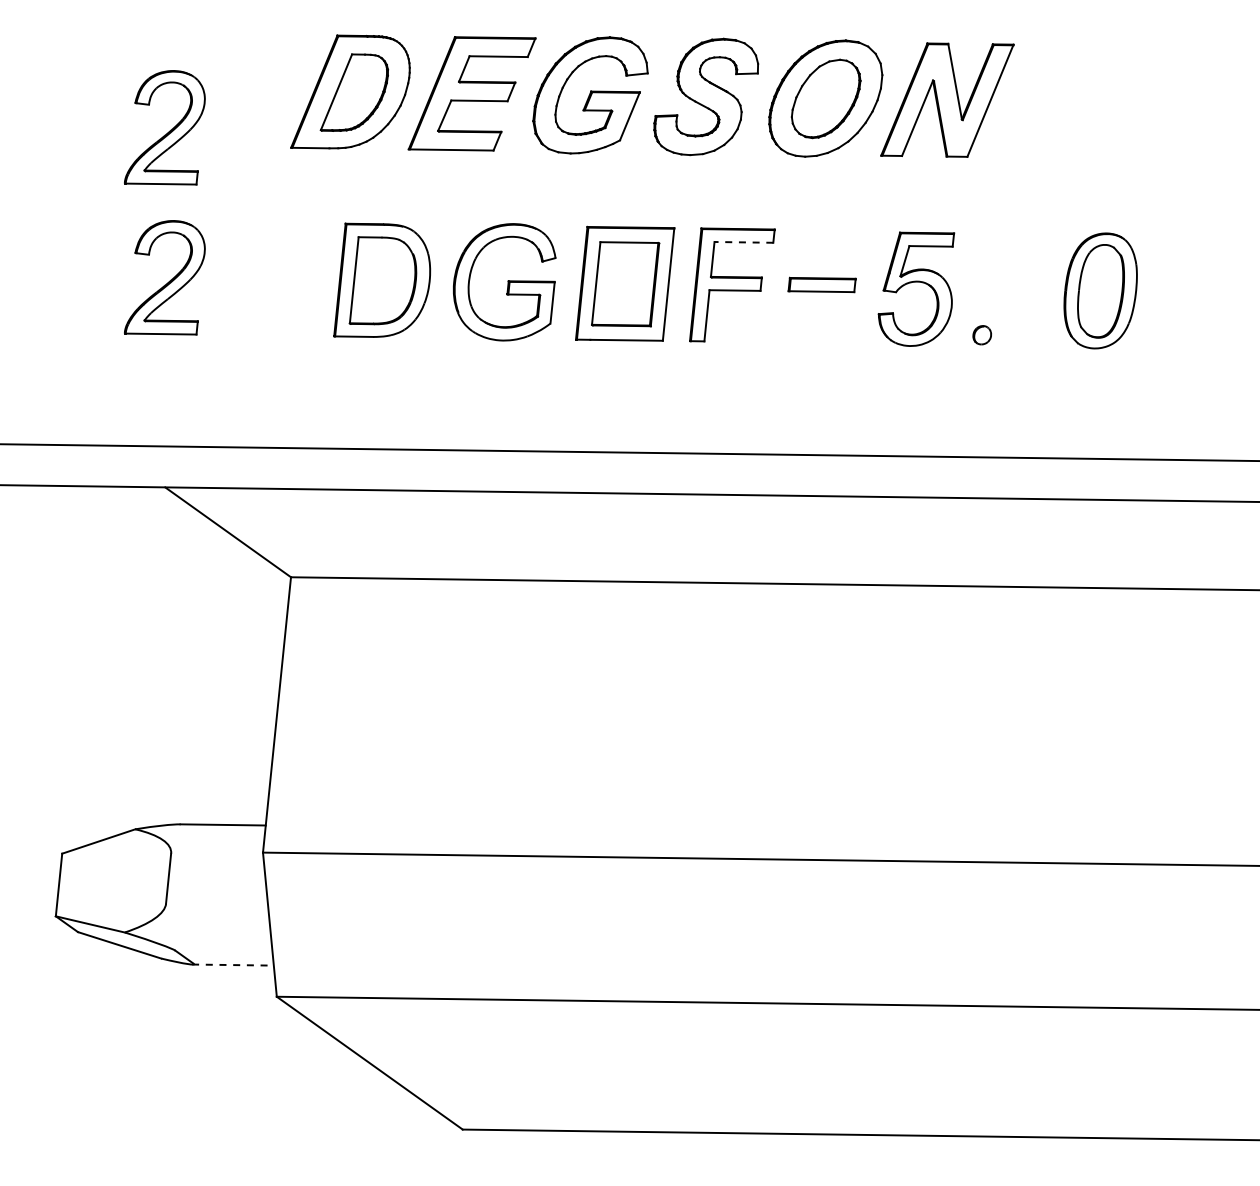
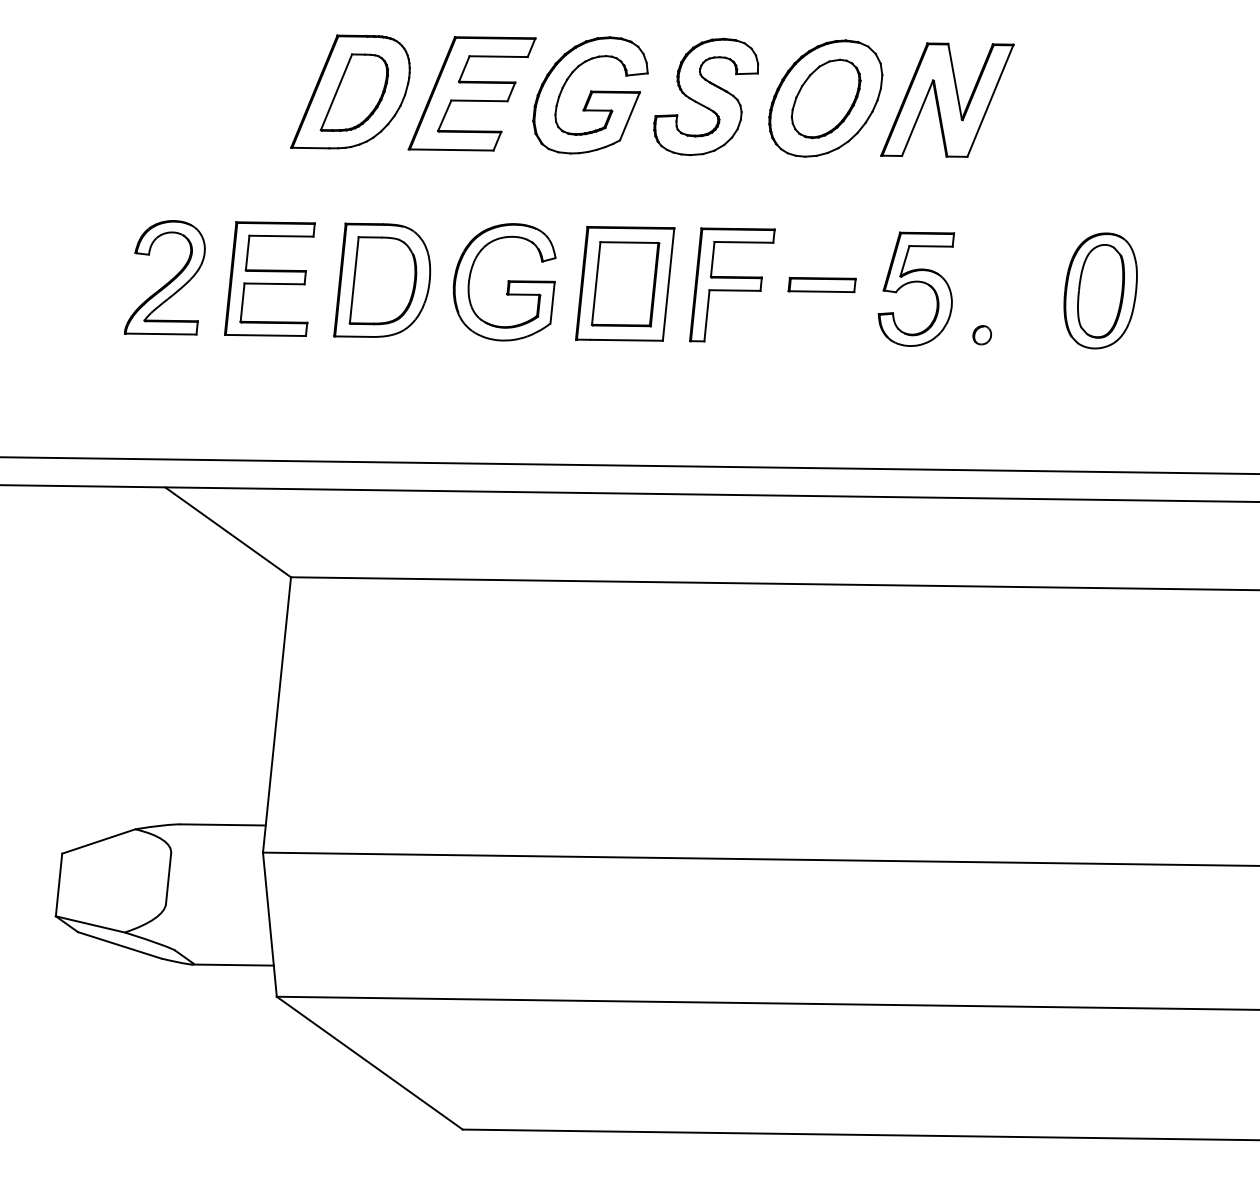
part: present -> none (164, 127)
line: dashed -> solid (743, 242)
part: none -> present (269, 278)
line position: (629, 452) -> (629, 465) (629, 465)
line: dashed -> solid (232, 965)
